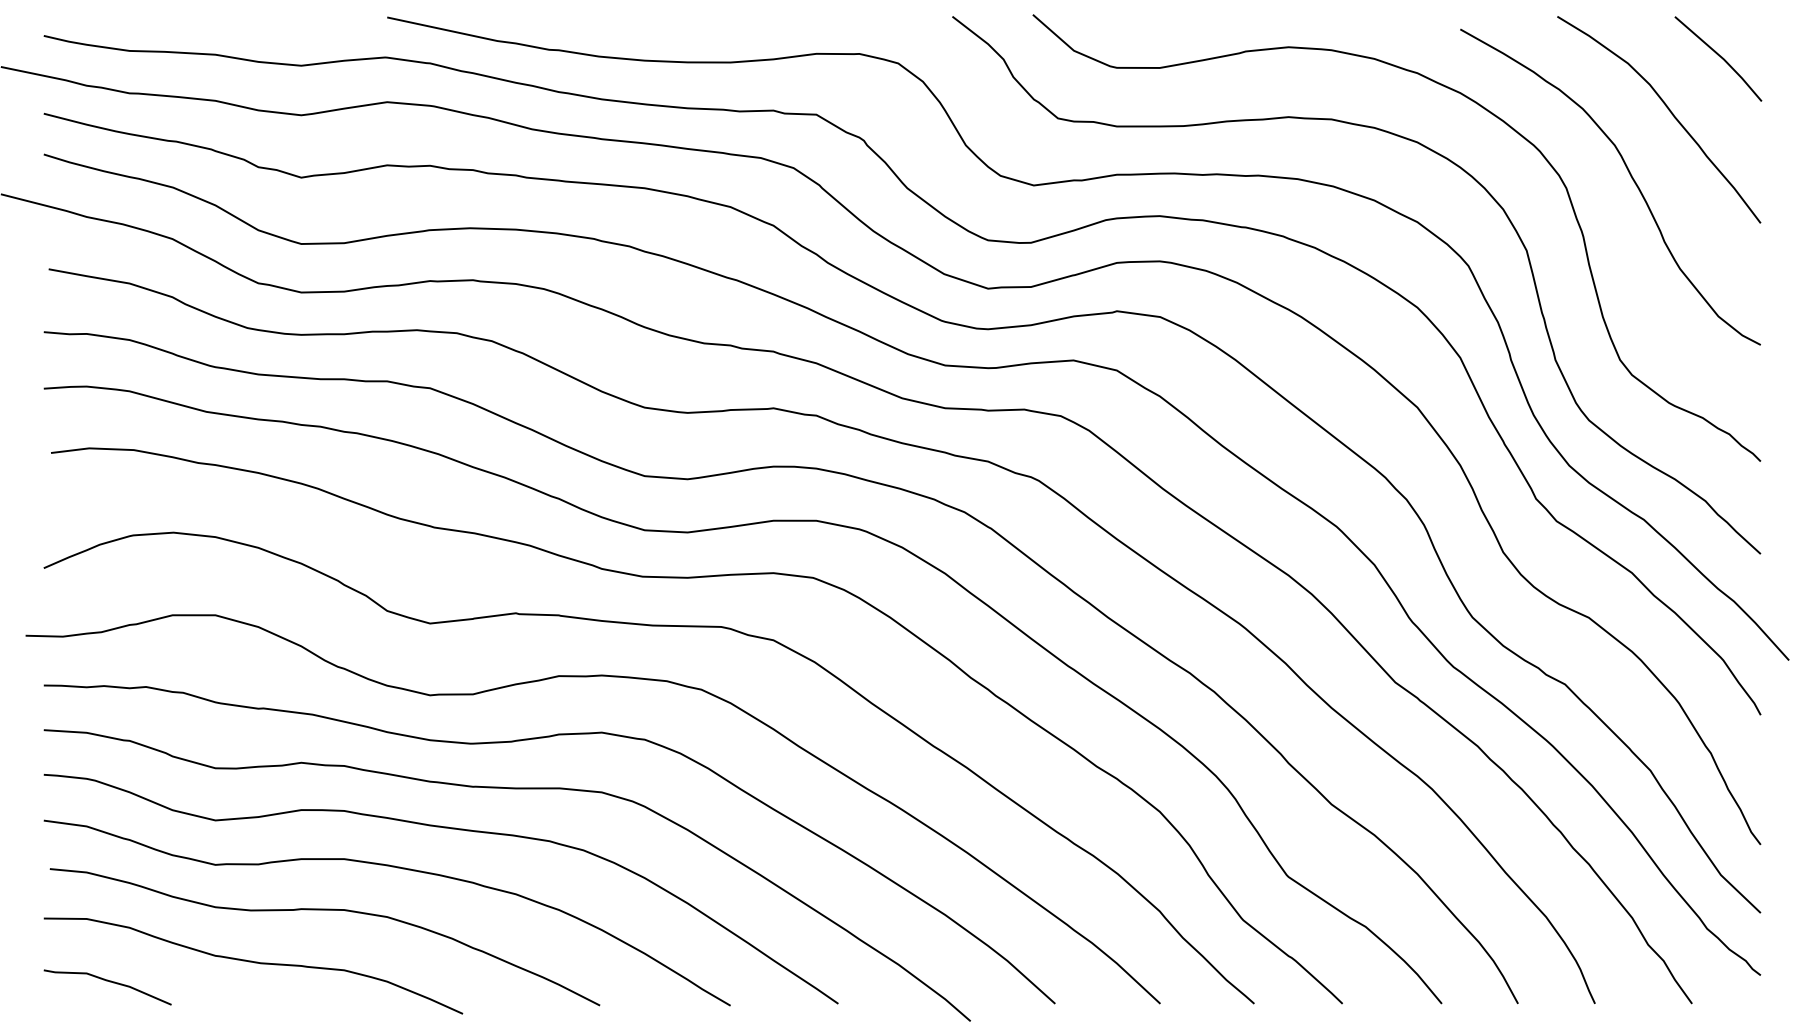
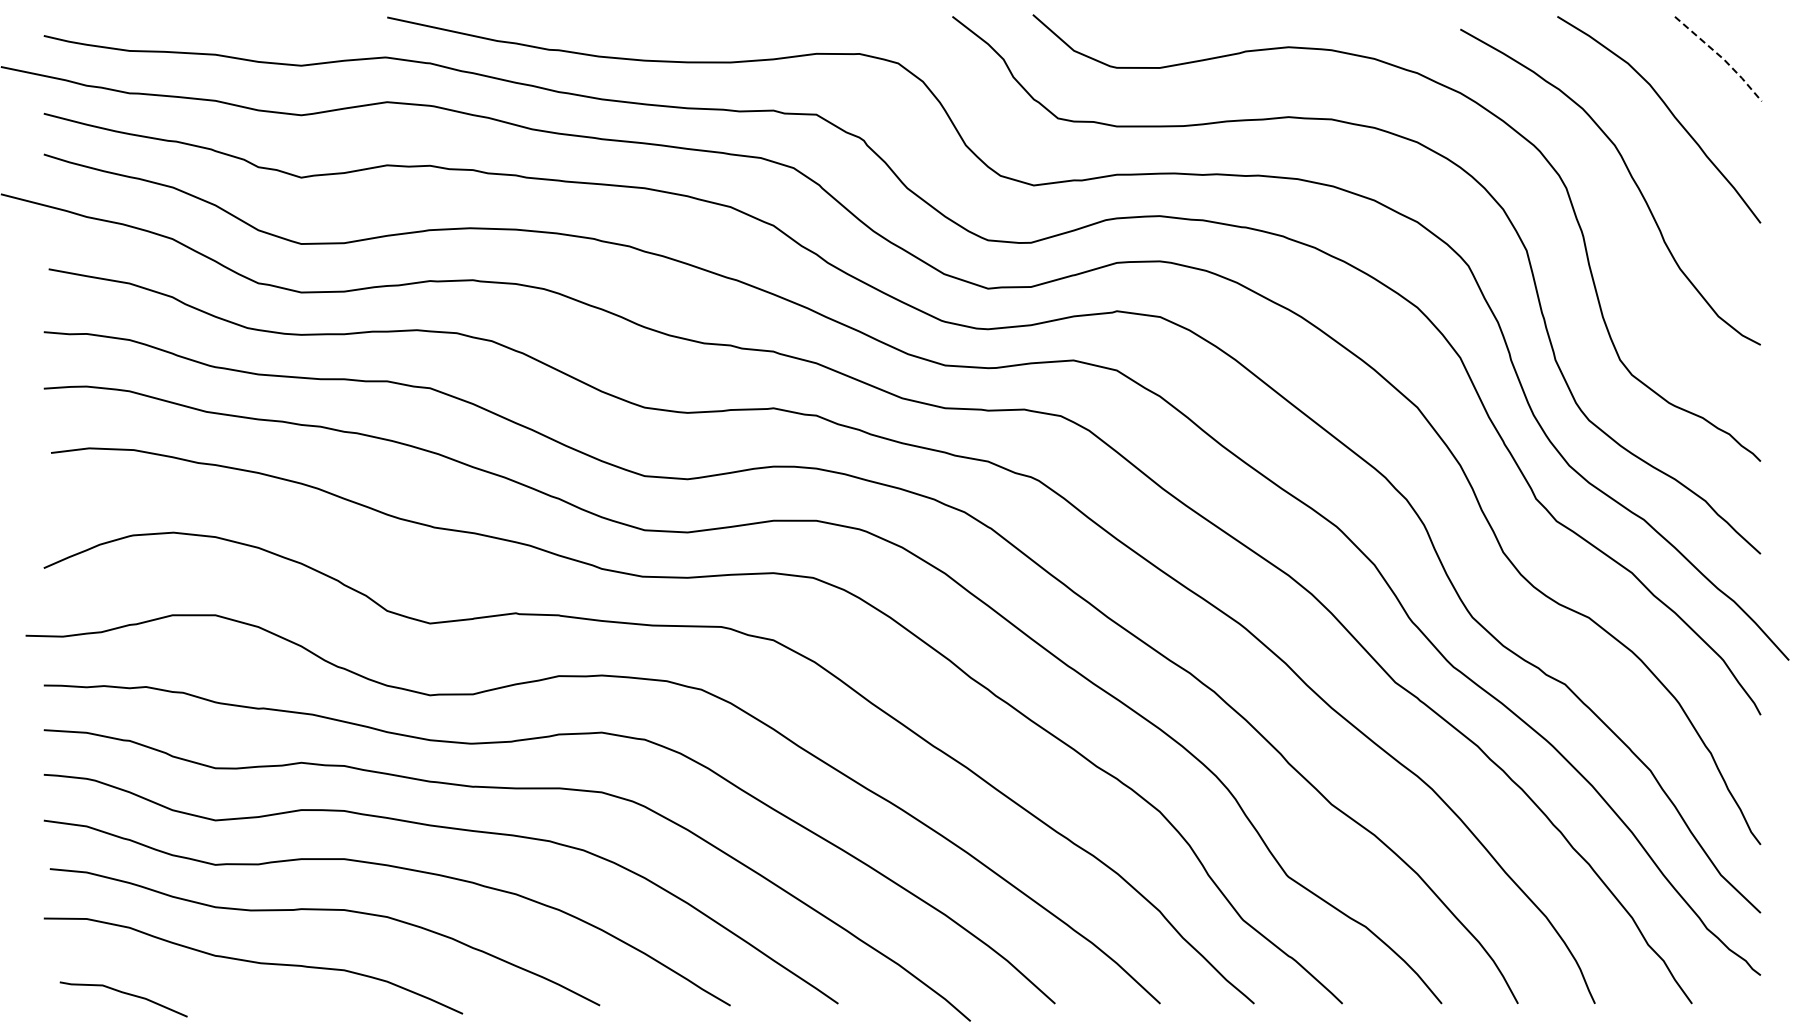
line: solid -> dashed (1721, 57)
curve position: (109, 982) -> (125, 994) (125, 994)
